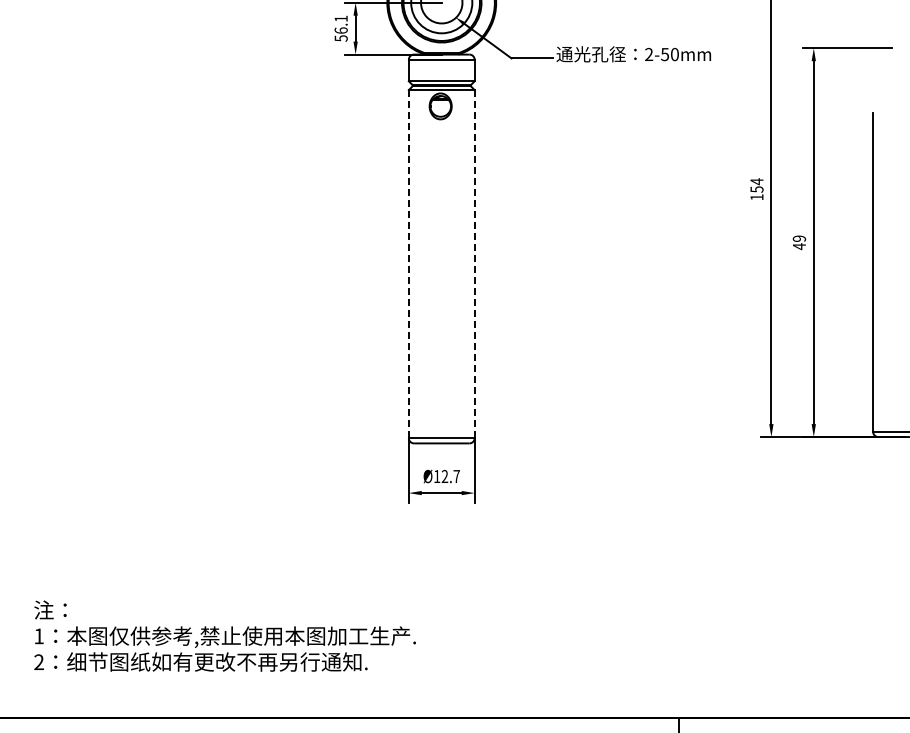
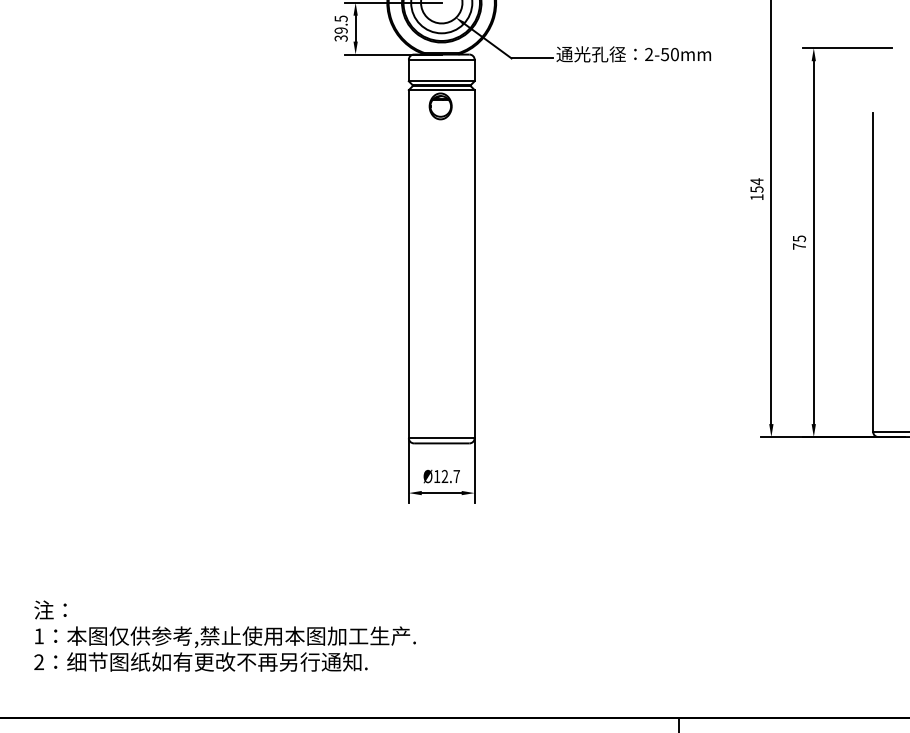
text: 56.1 -> 39.5 (340, 28)
text: 49 -> 75 (798, 242)
line: dashed -> solid (474, 263)
line: dashed -> solid (408, 264)
